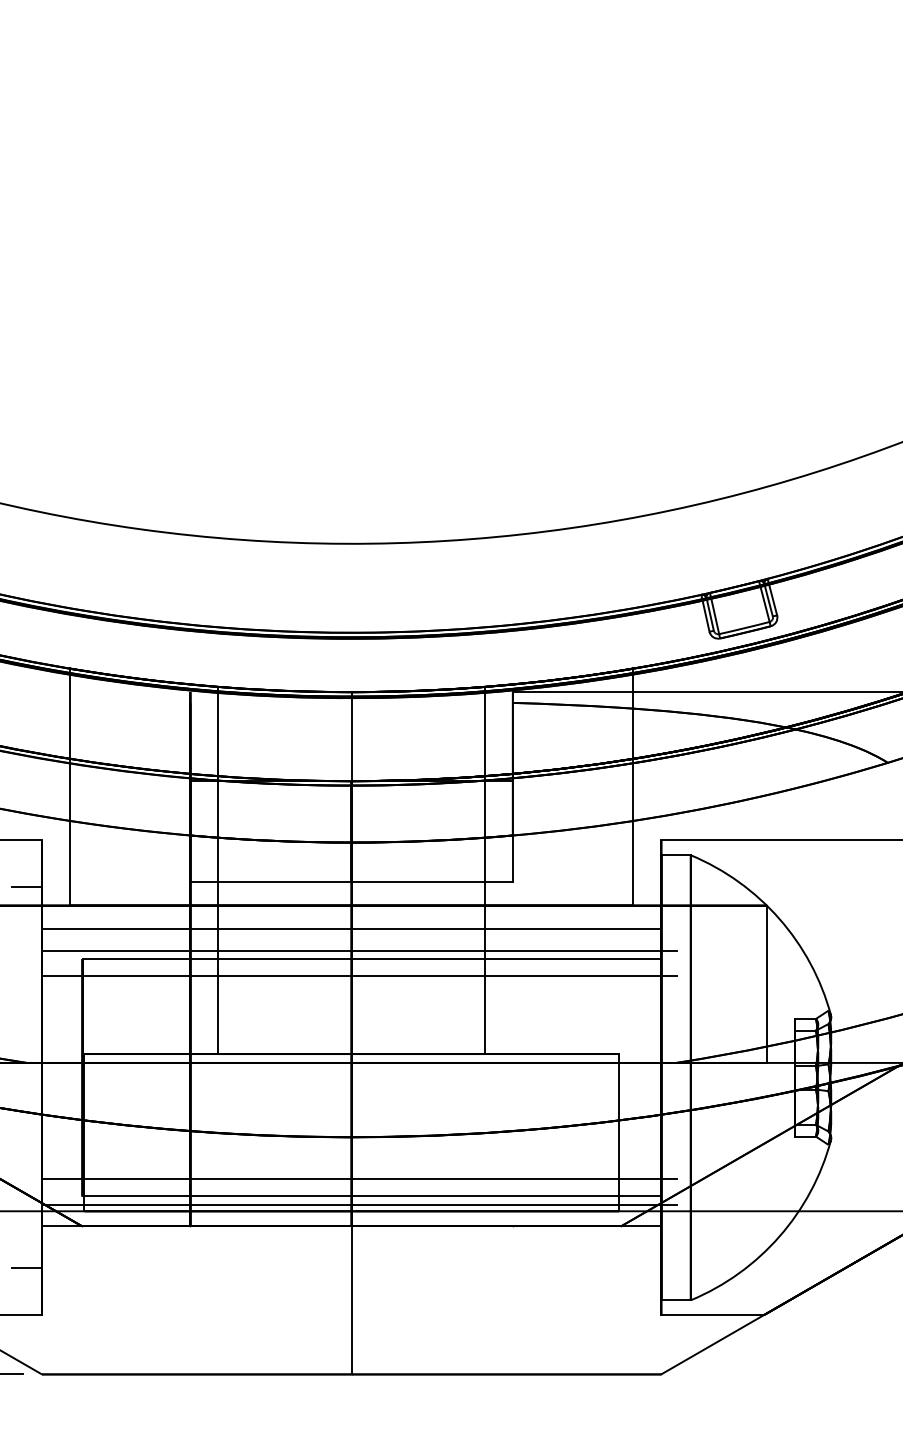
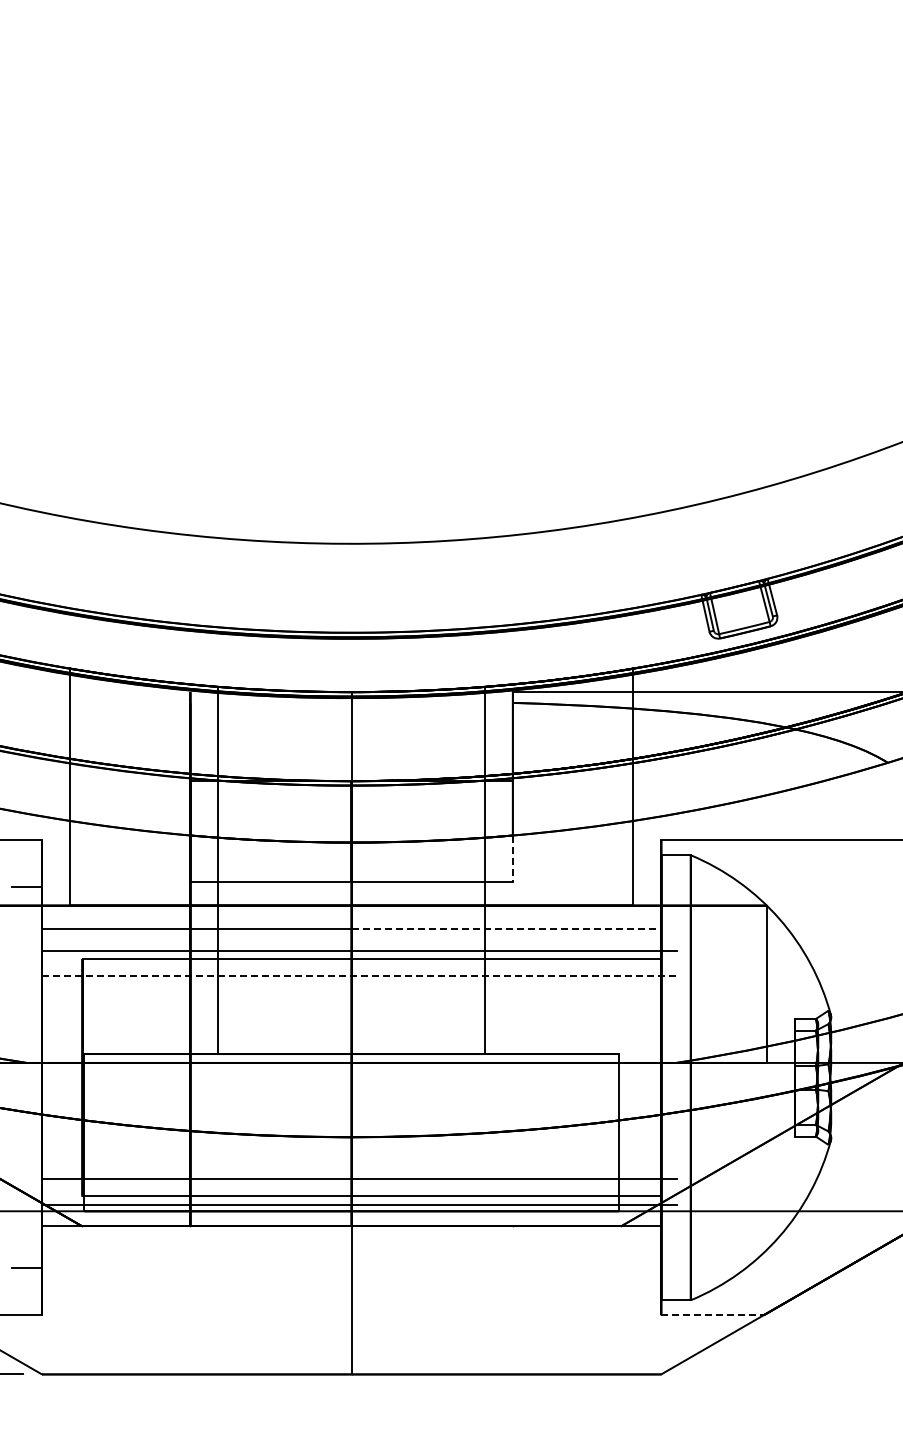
line: solid -> dashed (512, 859)
line: solid -> dashed (506, 929)
line: solid -> dashed (359, 976)
line: solid -> dashed (713, 1315)
